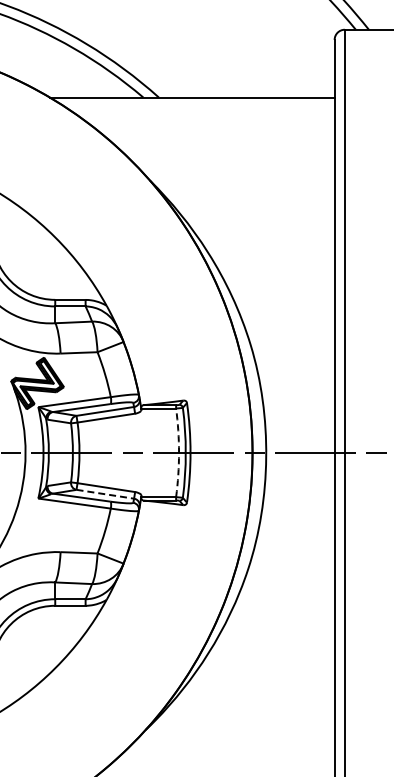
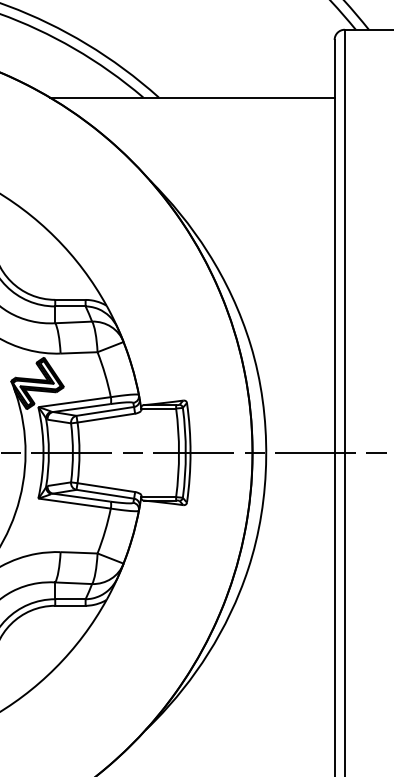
arc: dashed -> solid (179, 452)
line: dashed -> solid (105, 494)
